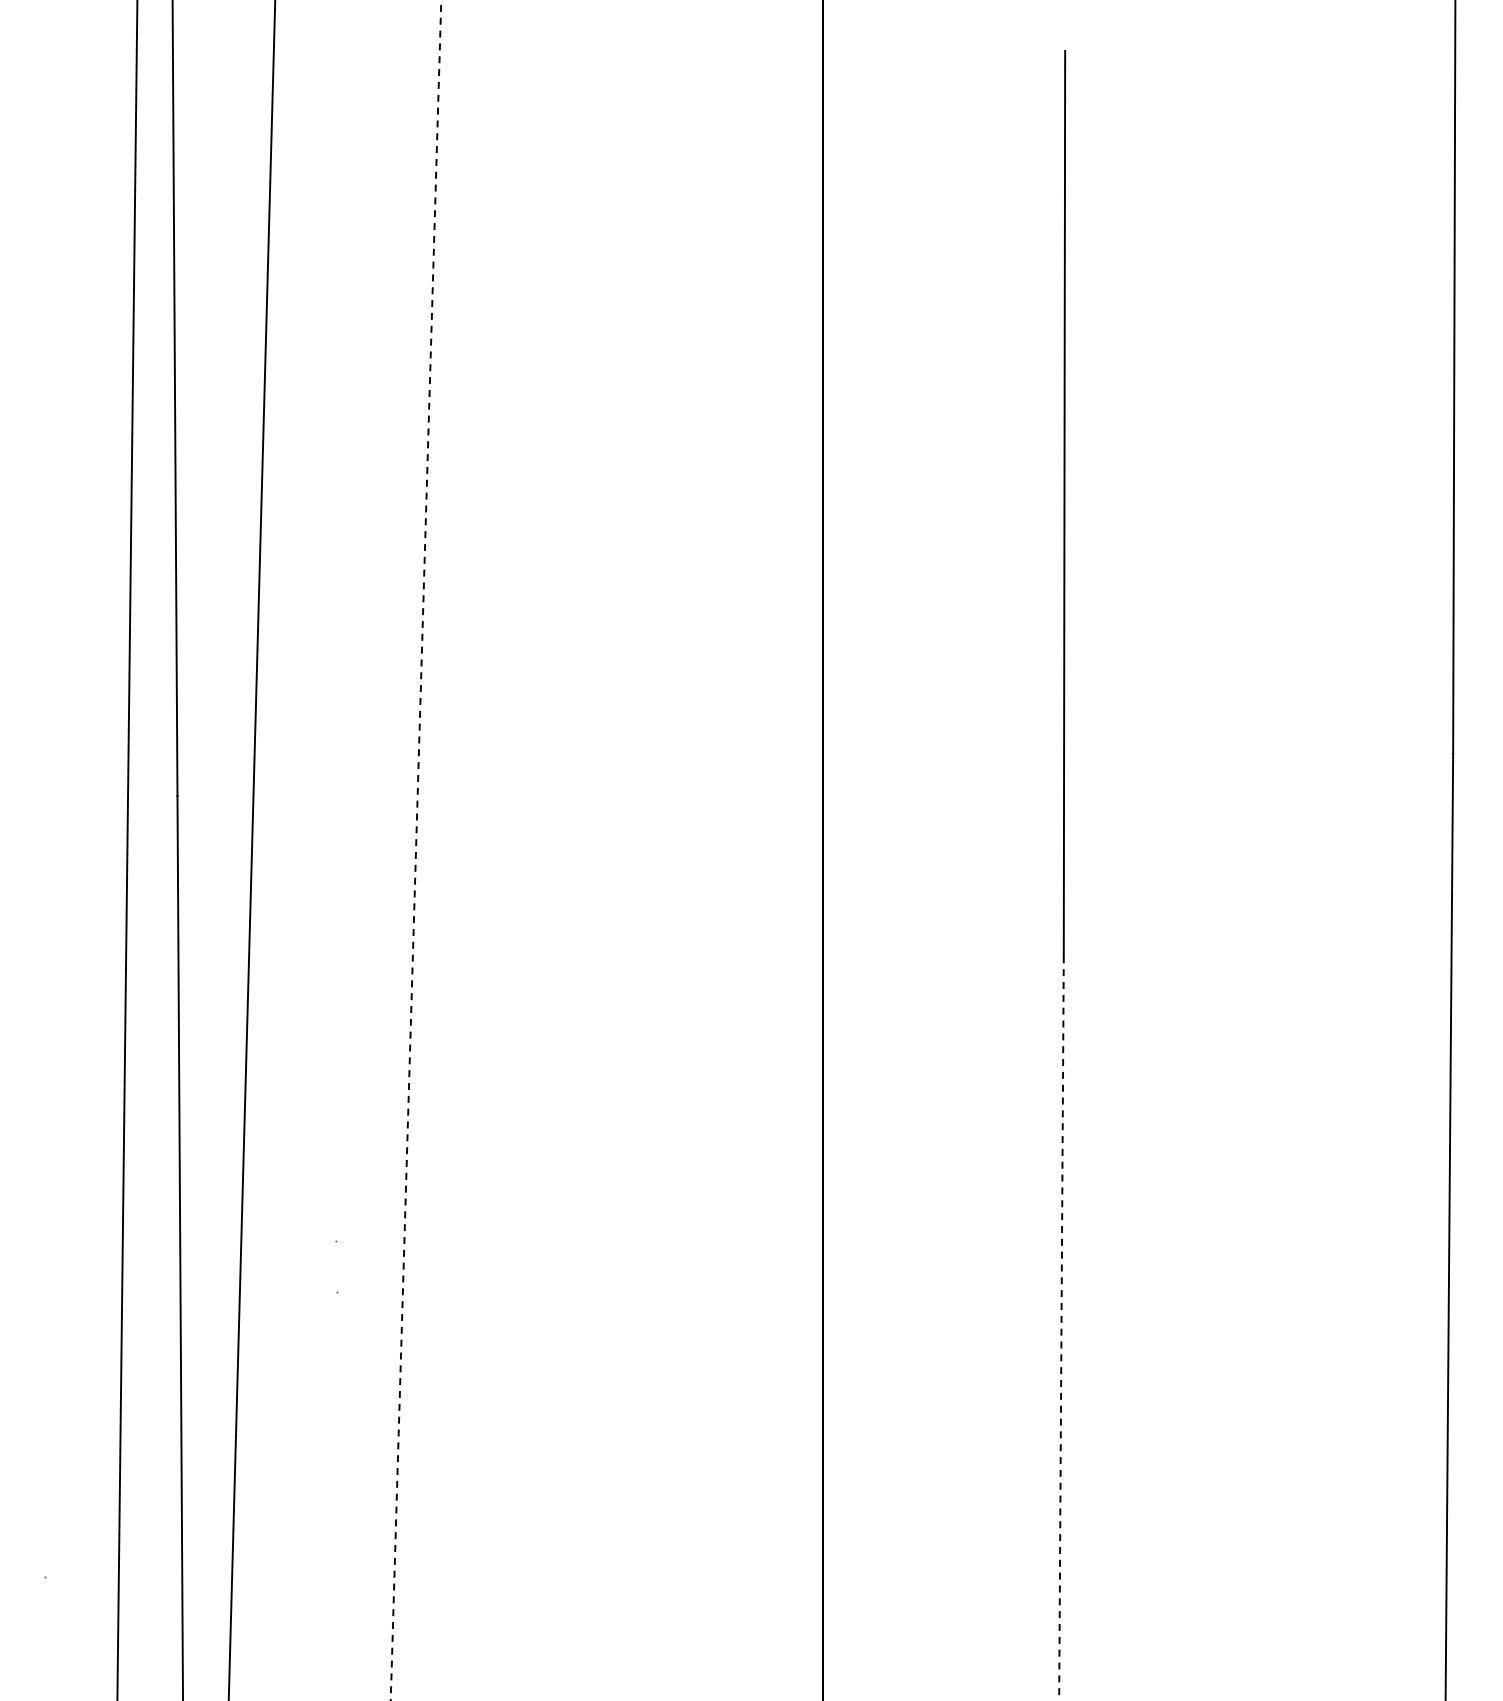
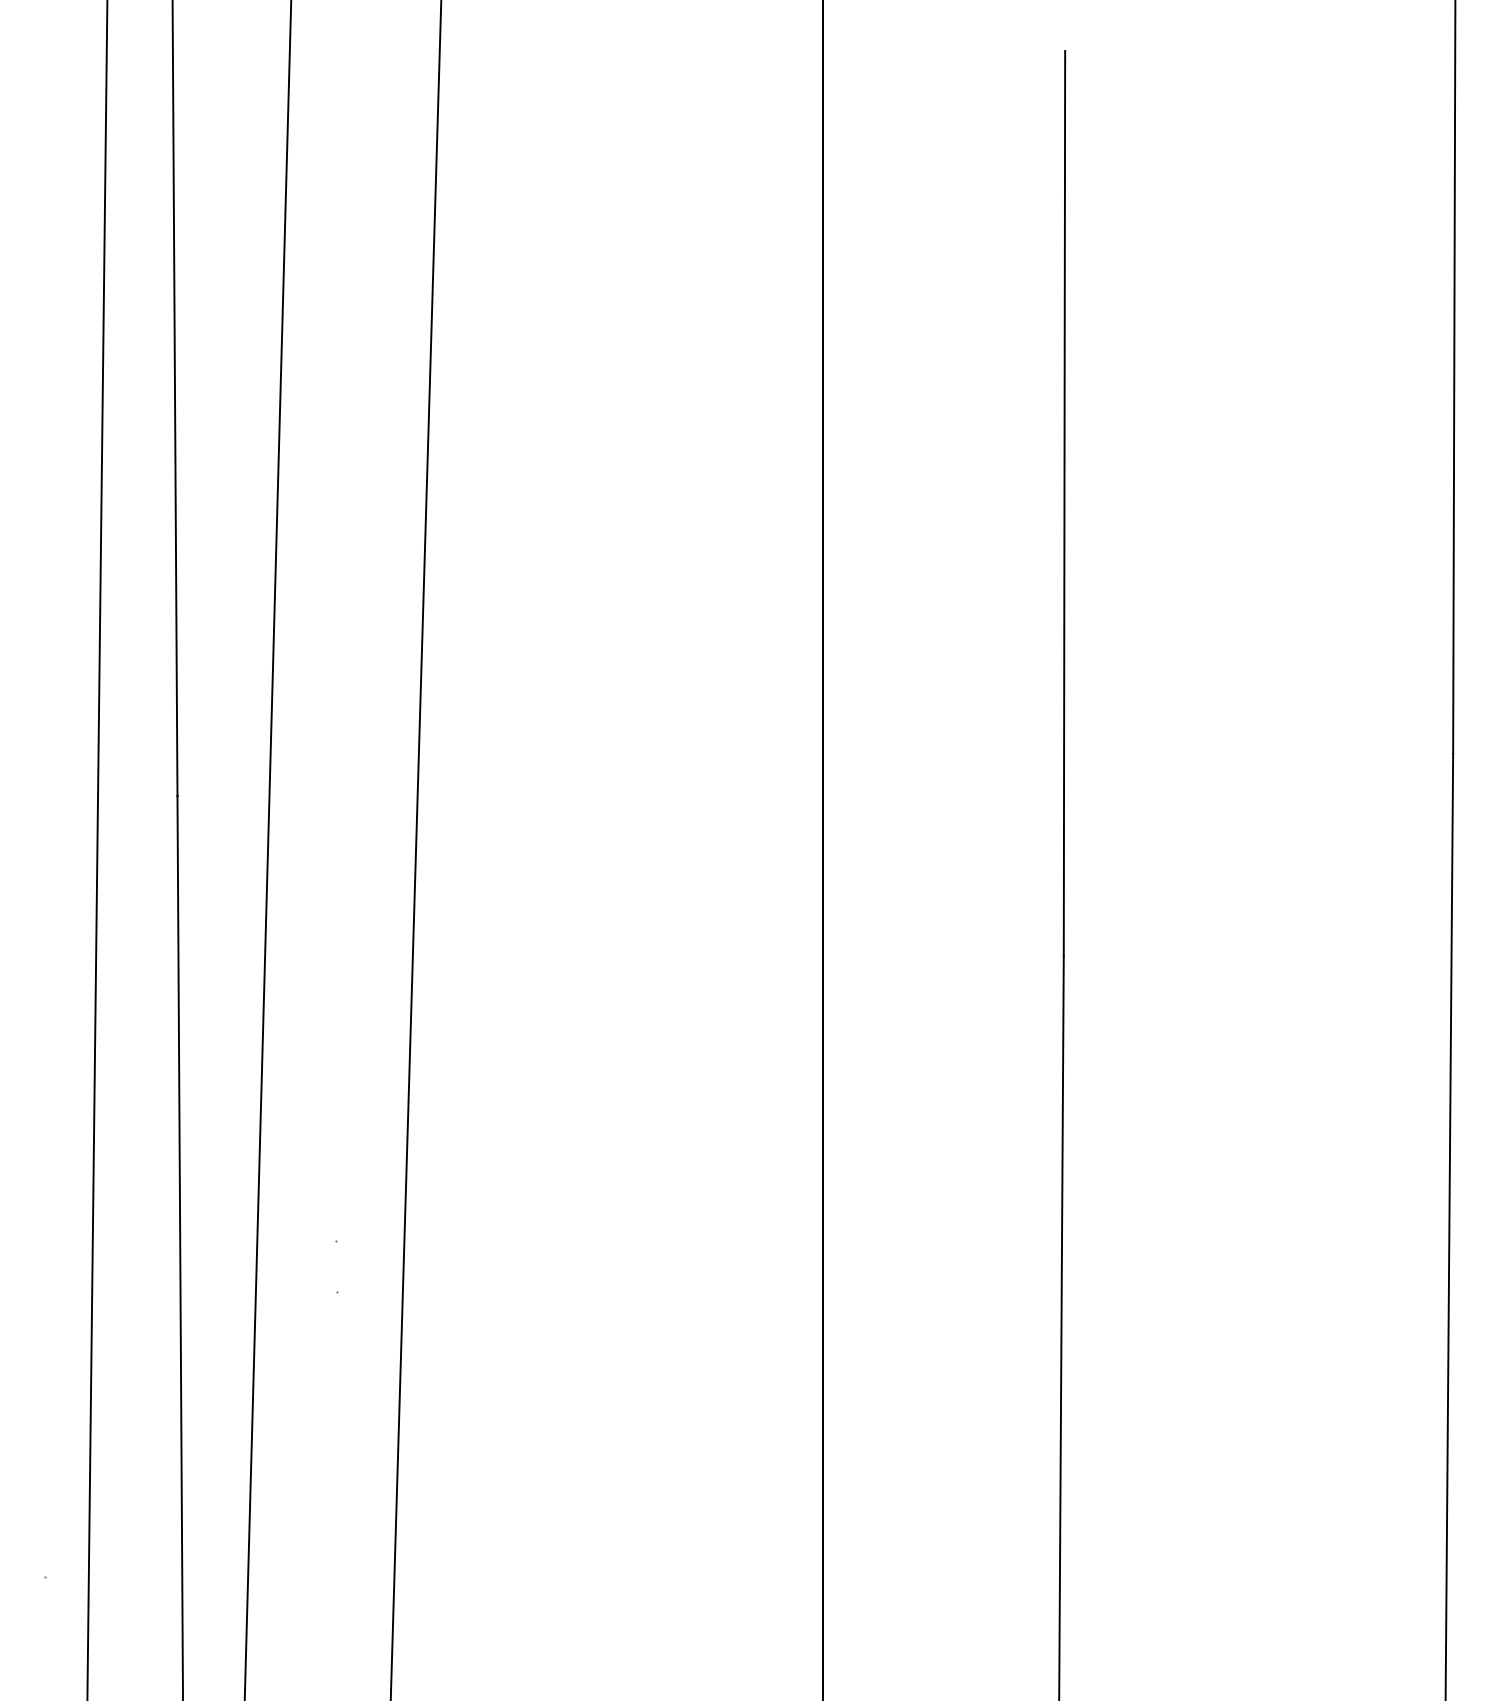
line position: (127, 849) -> (97, 849) (97, 849)
line position: (251, 849) -> (267, 849) (267, 849)
line: dashed -> solid (416, 849)
line: dashed -> solid (1061, 1328)
